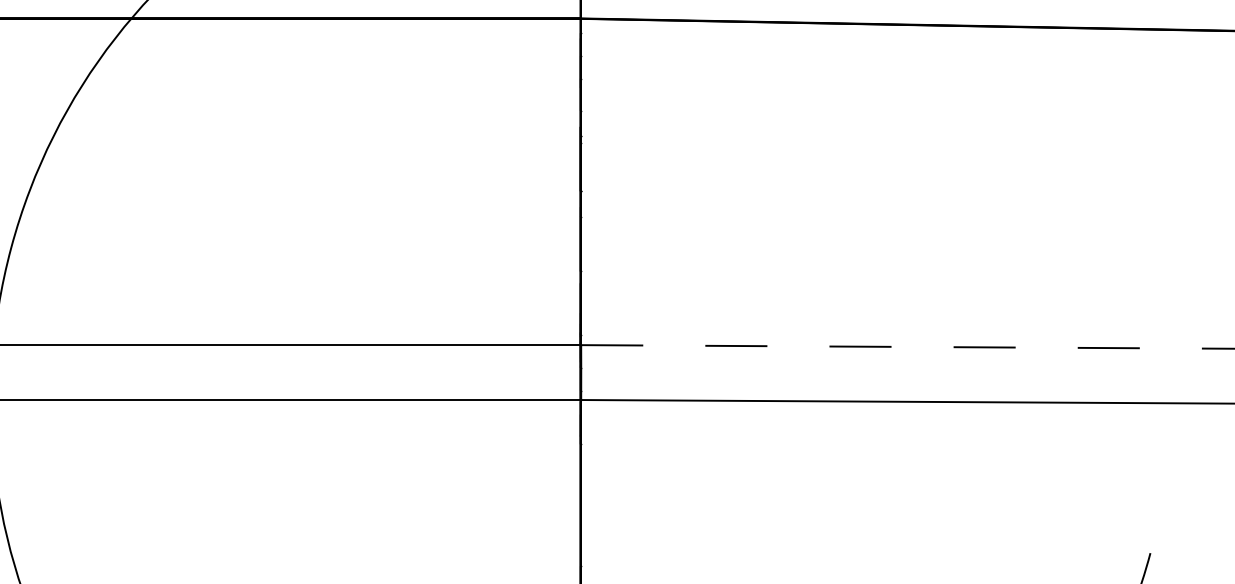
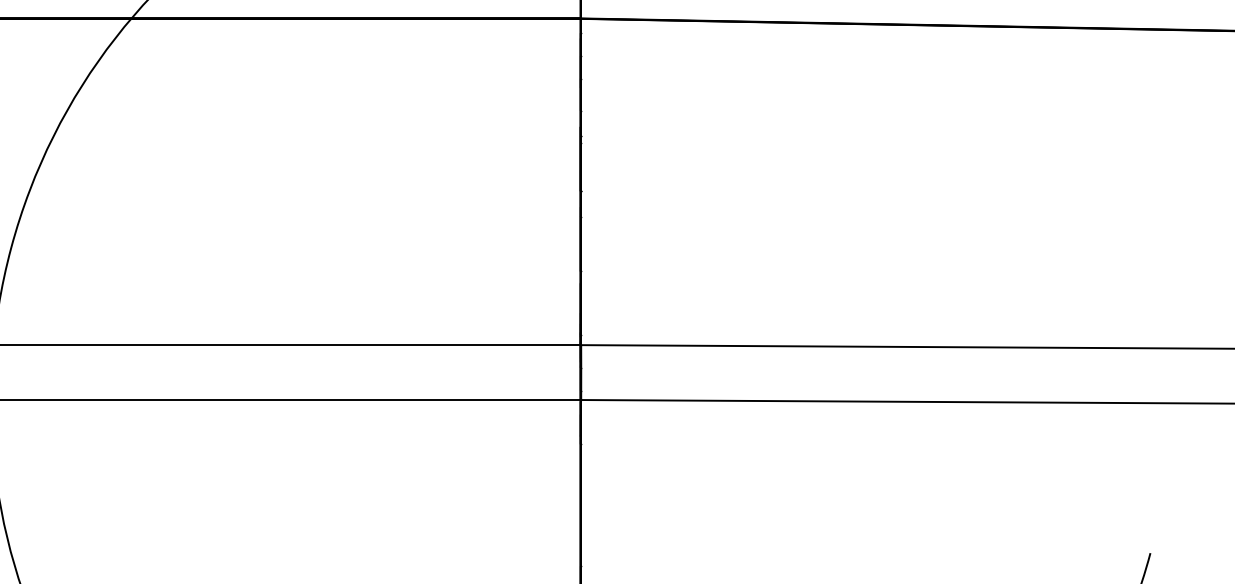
line: dashed -> solid (908, 346)
